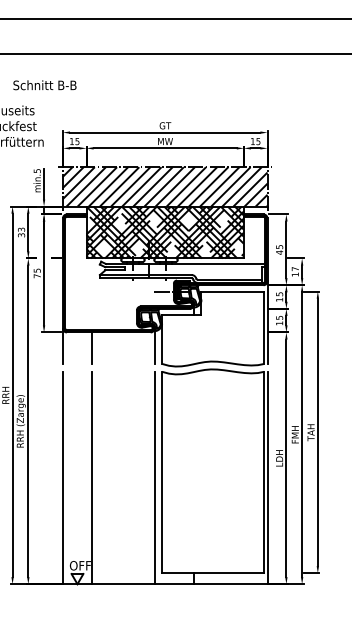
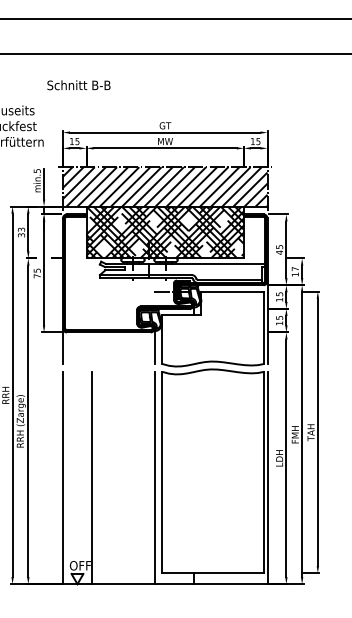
text position: (44, 85) -> (78, 85) (78, 85)
line: present -> none (92, 347)
